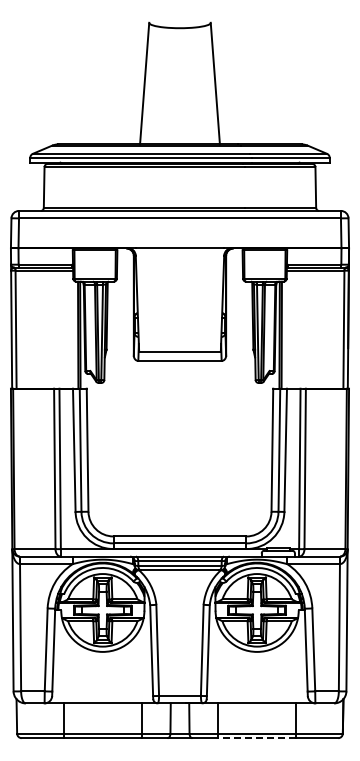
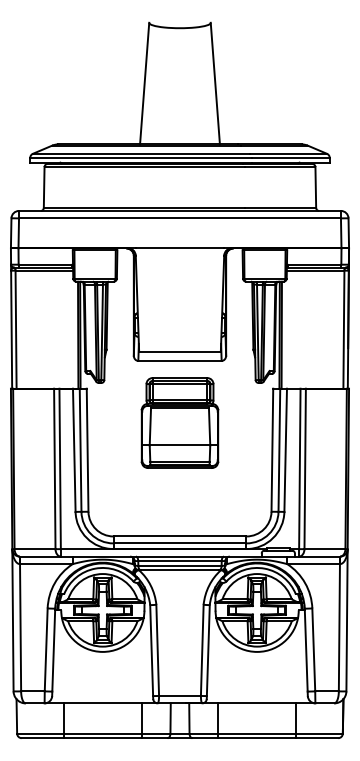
part: none -> present (179, 422)
line: dashed -> solid (256, 738)
